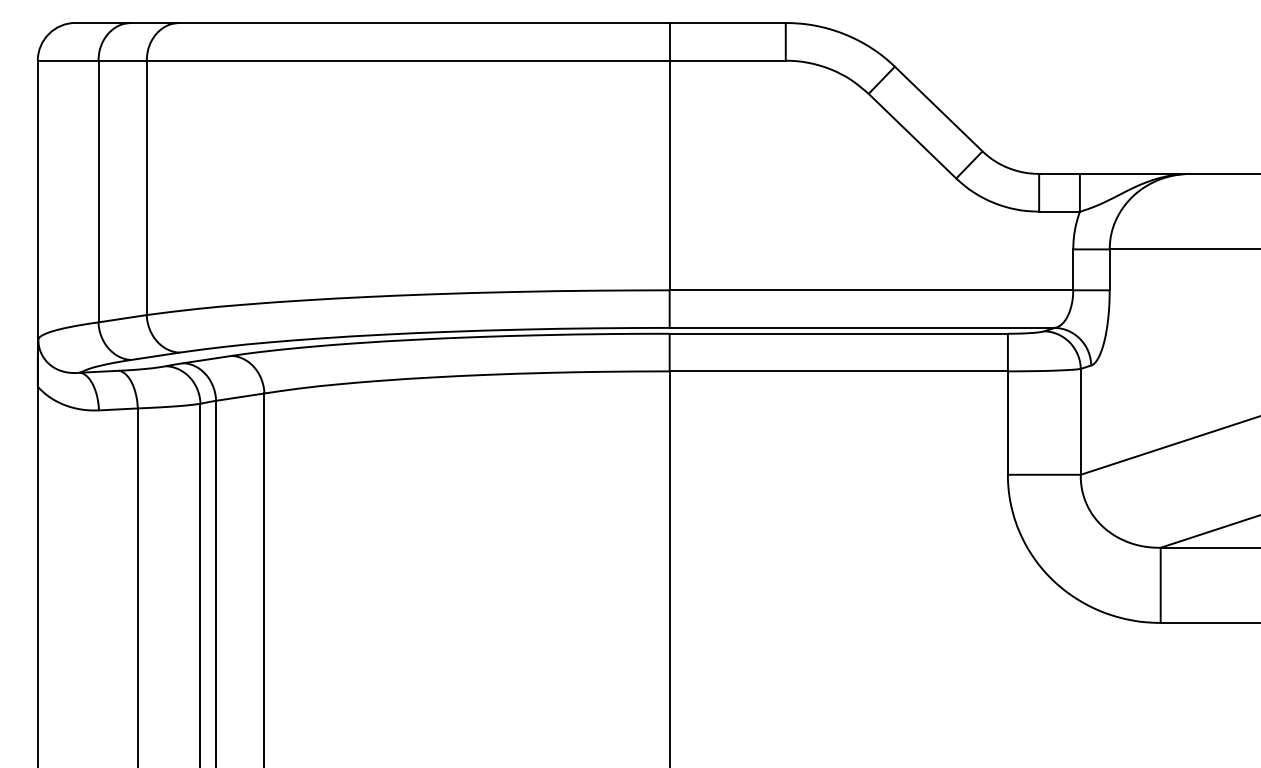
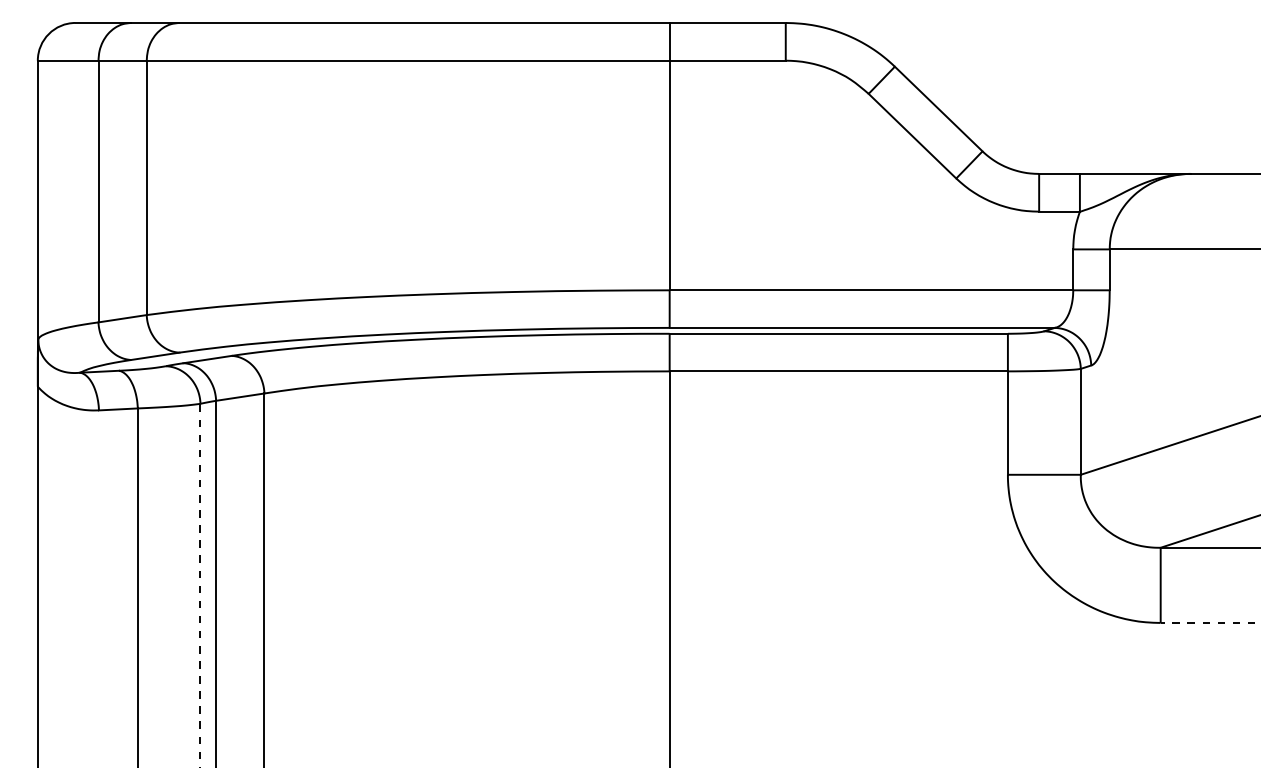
line: solid -> dashed (200, 585)
line: solid -> dashed (1210, 622)
